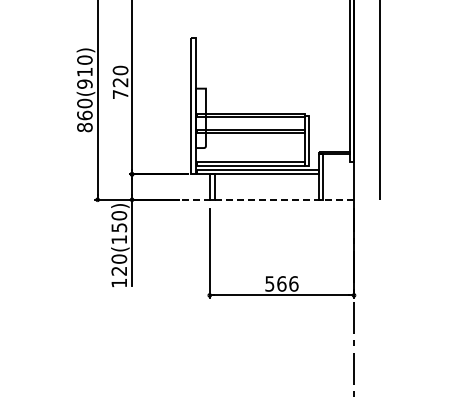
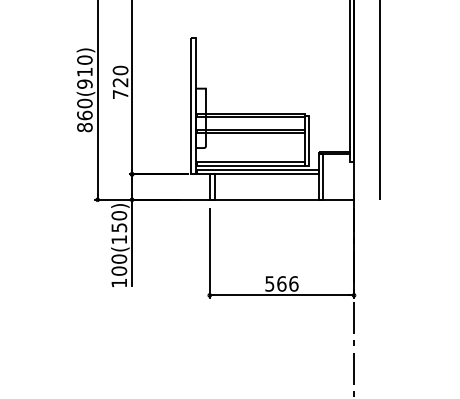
line: dashed -> solid (255, 199)
text: 120(150) -> 100(150) (119, 270)
